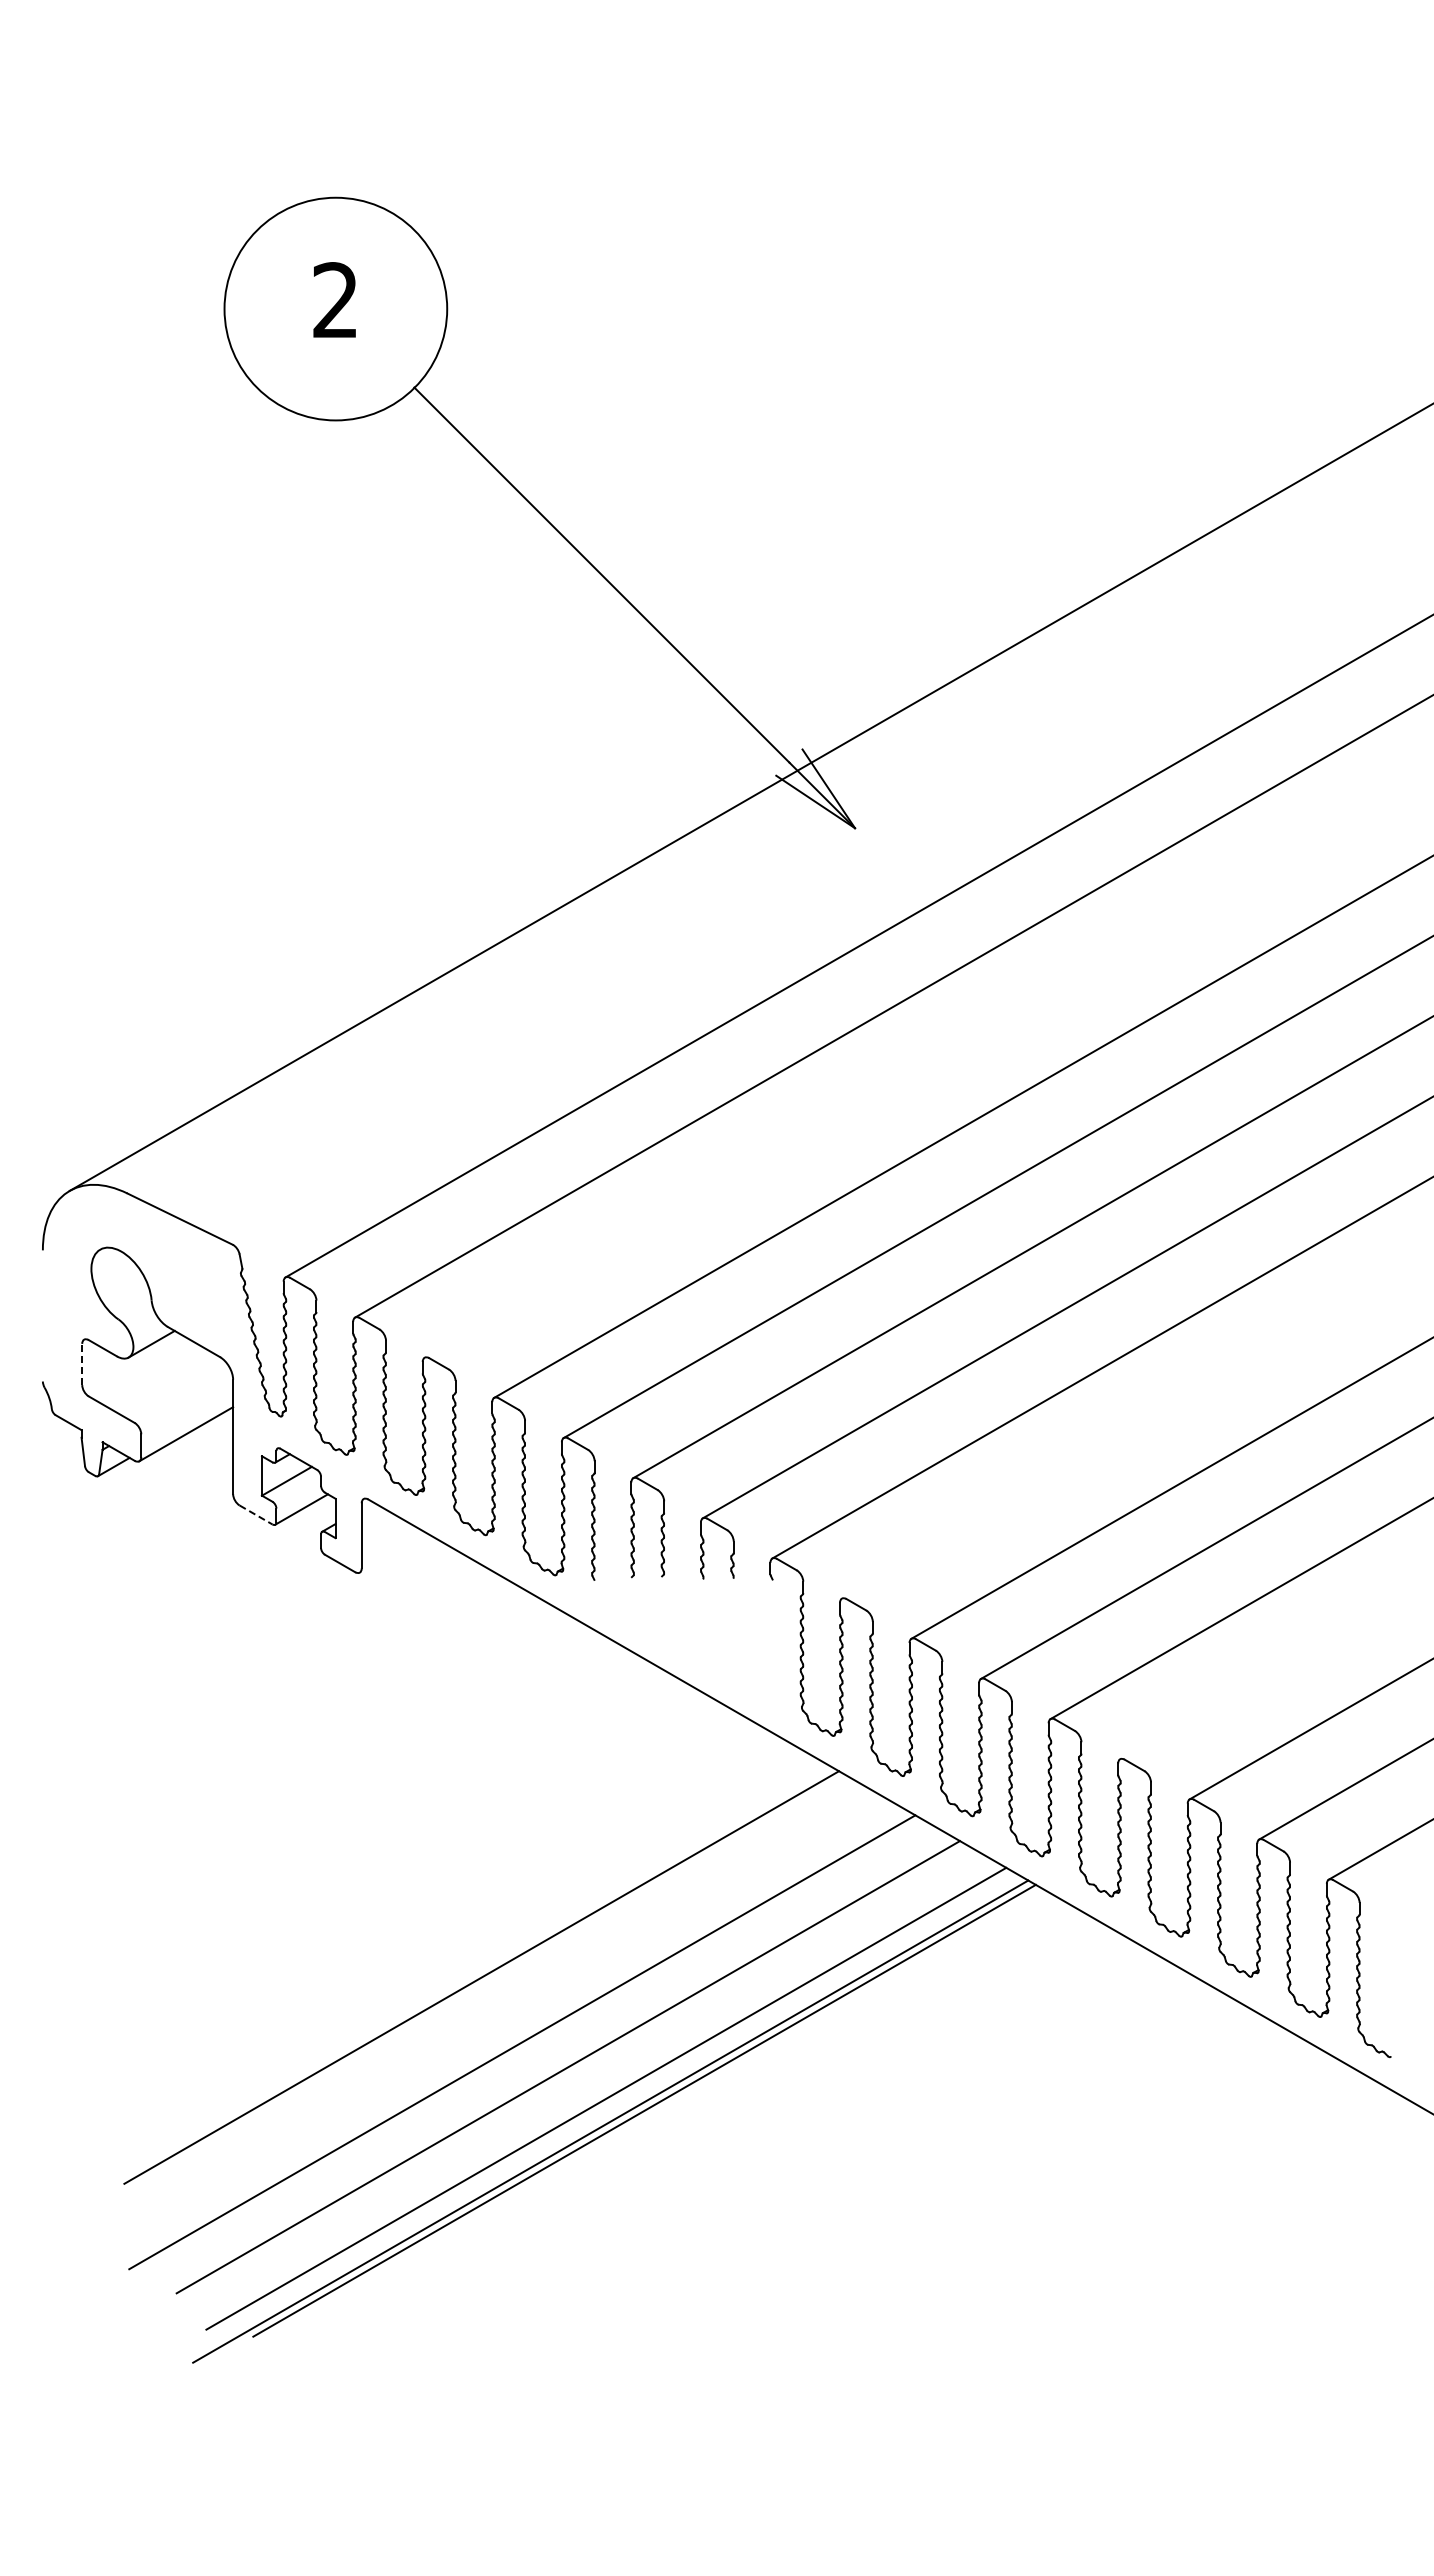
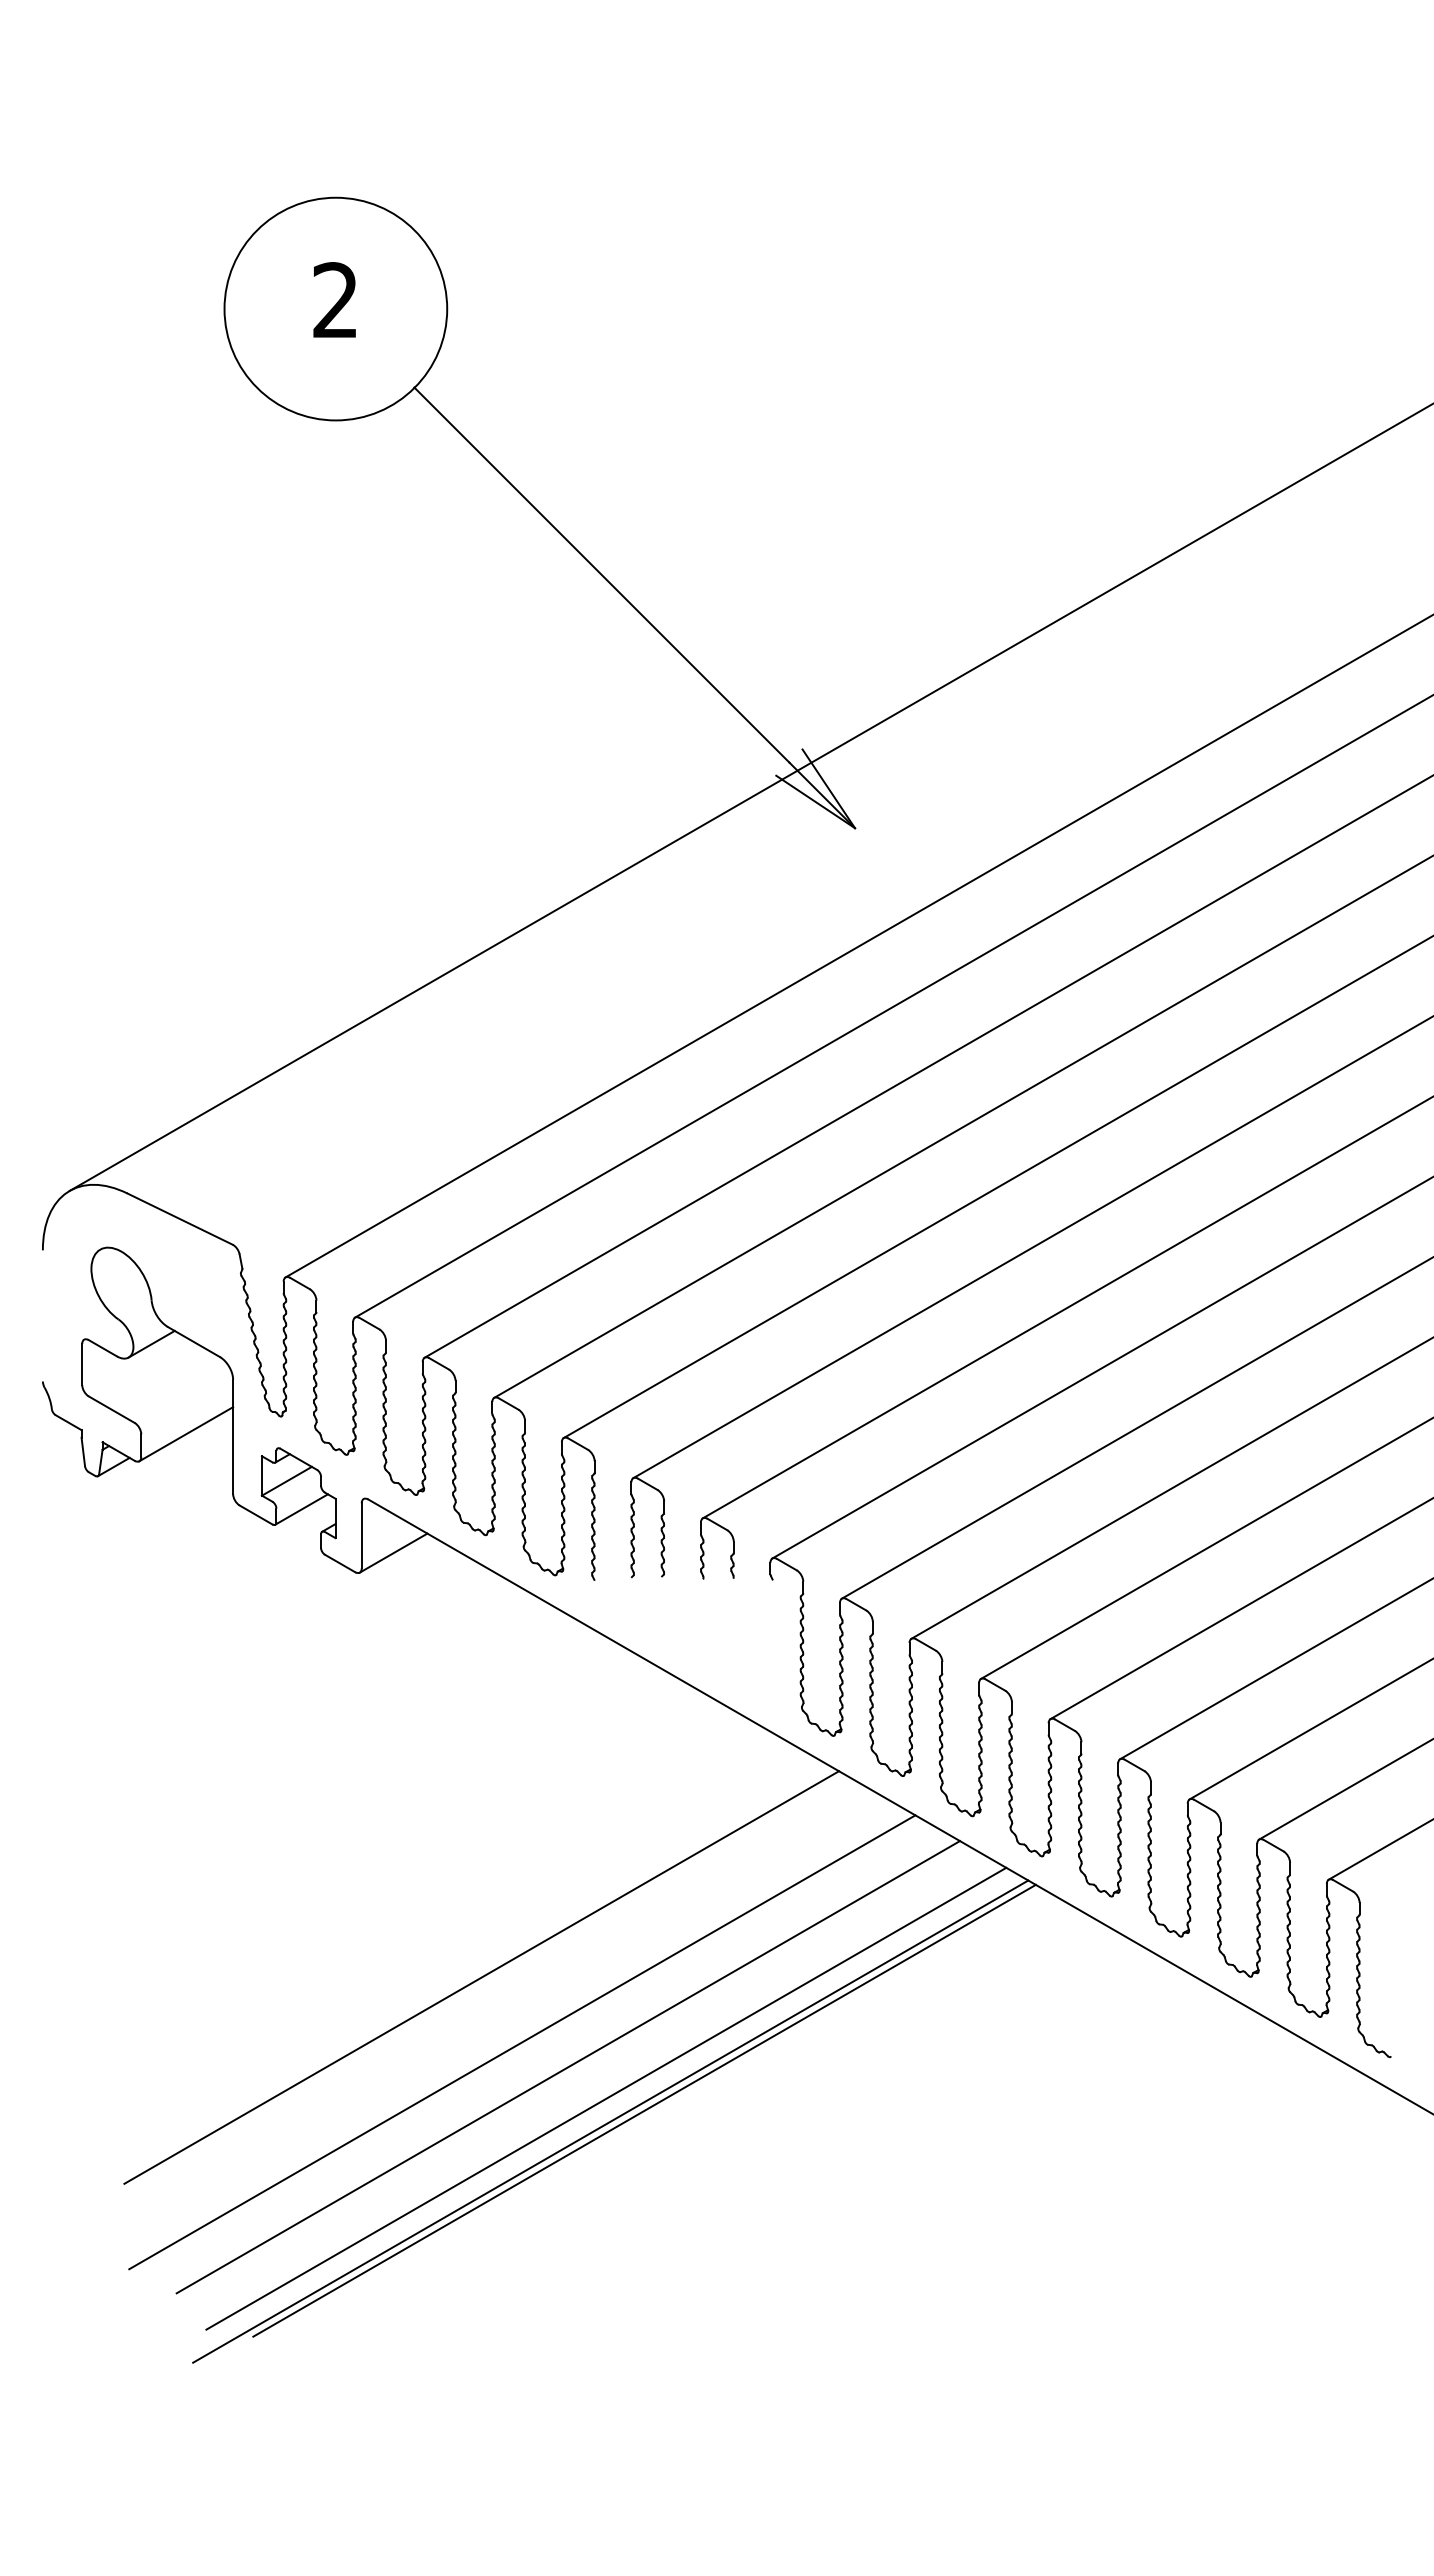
line: none -> present (927, 1067)
line: dashed -> solid (82, 1364)
line: none -> present (1135, 1428)
line: dashed -> solid (256, 1515)
line: none -> present (393, 1552)
line: none -> present (1275, 1669)
